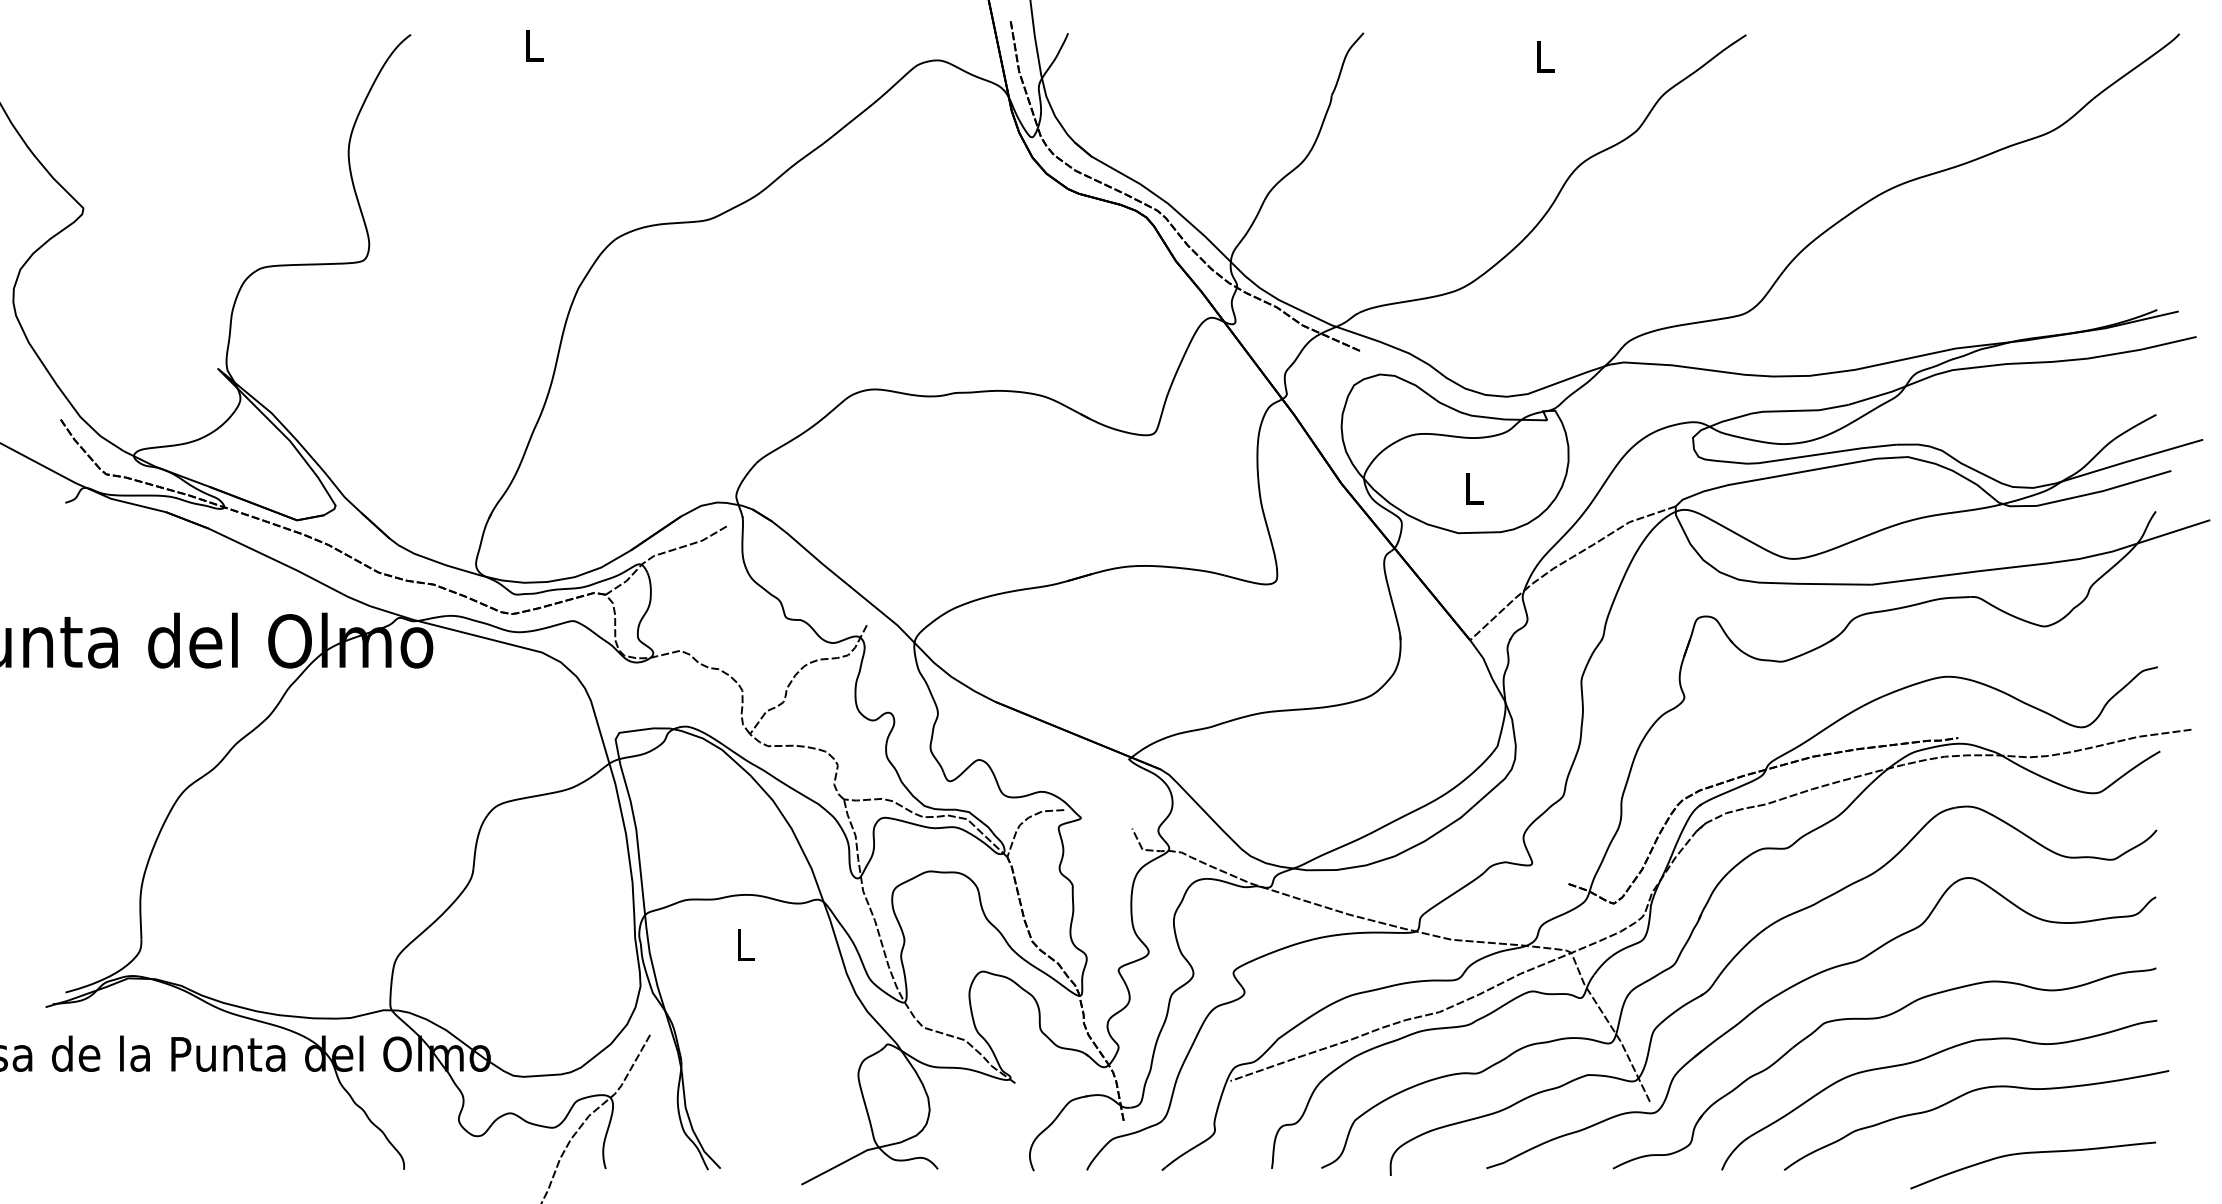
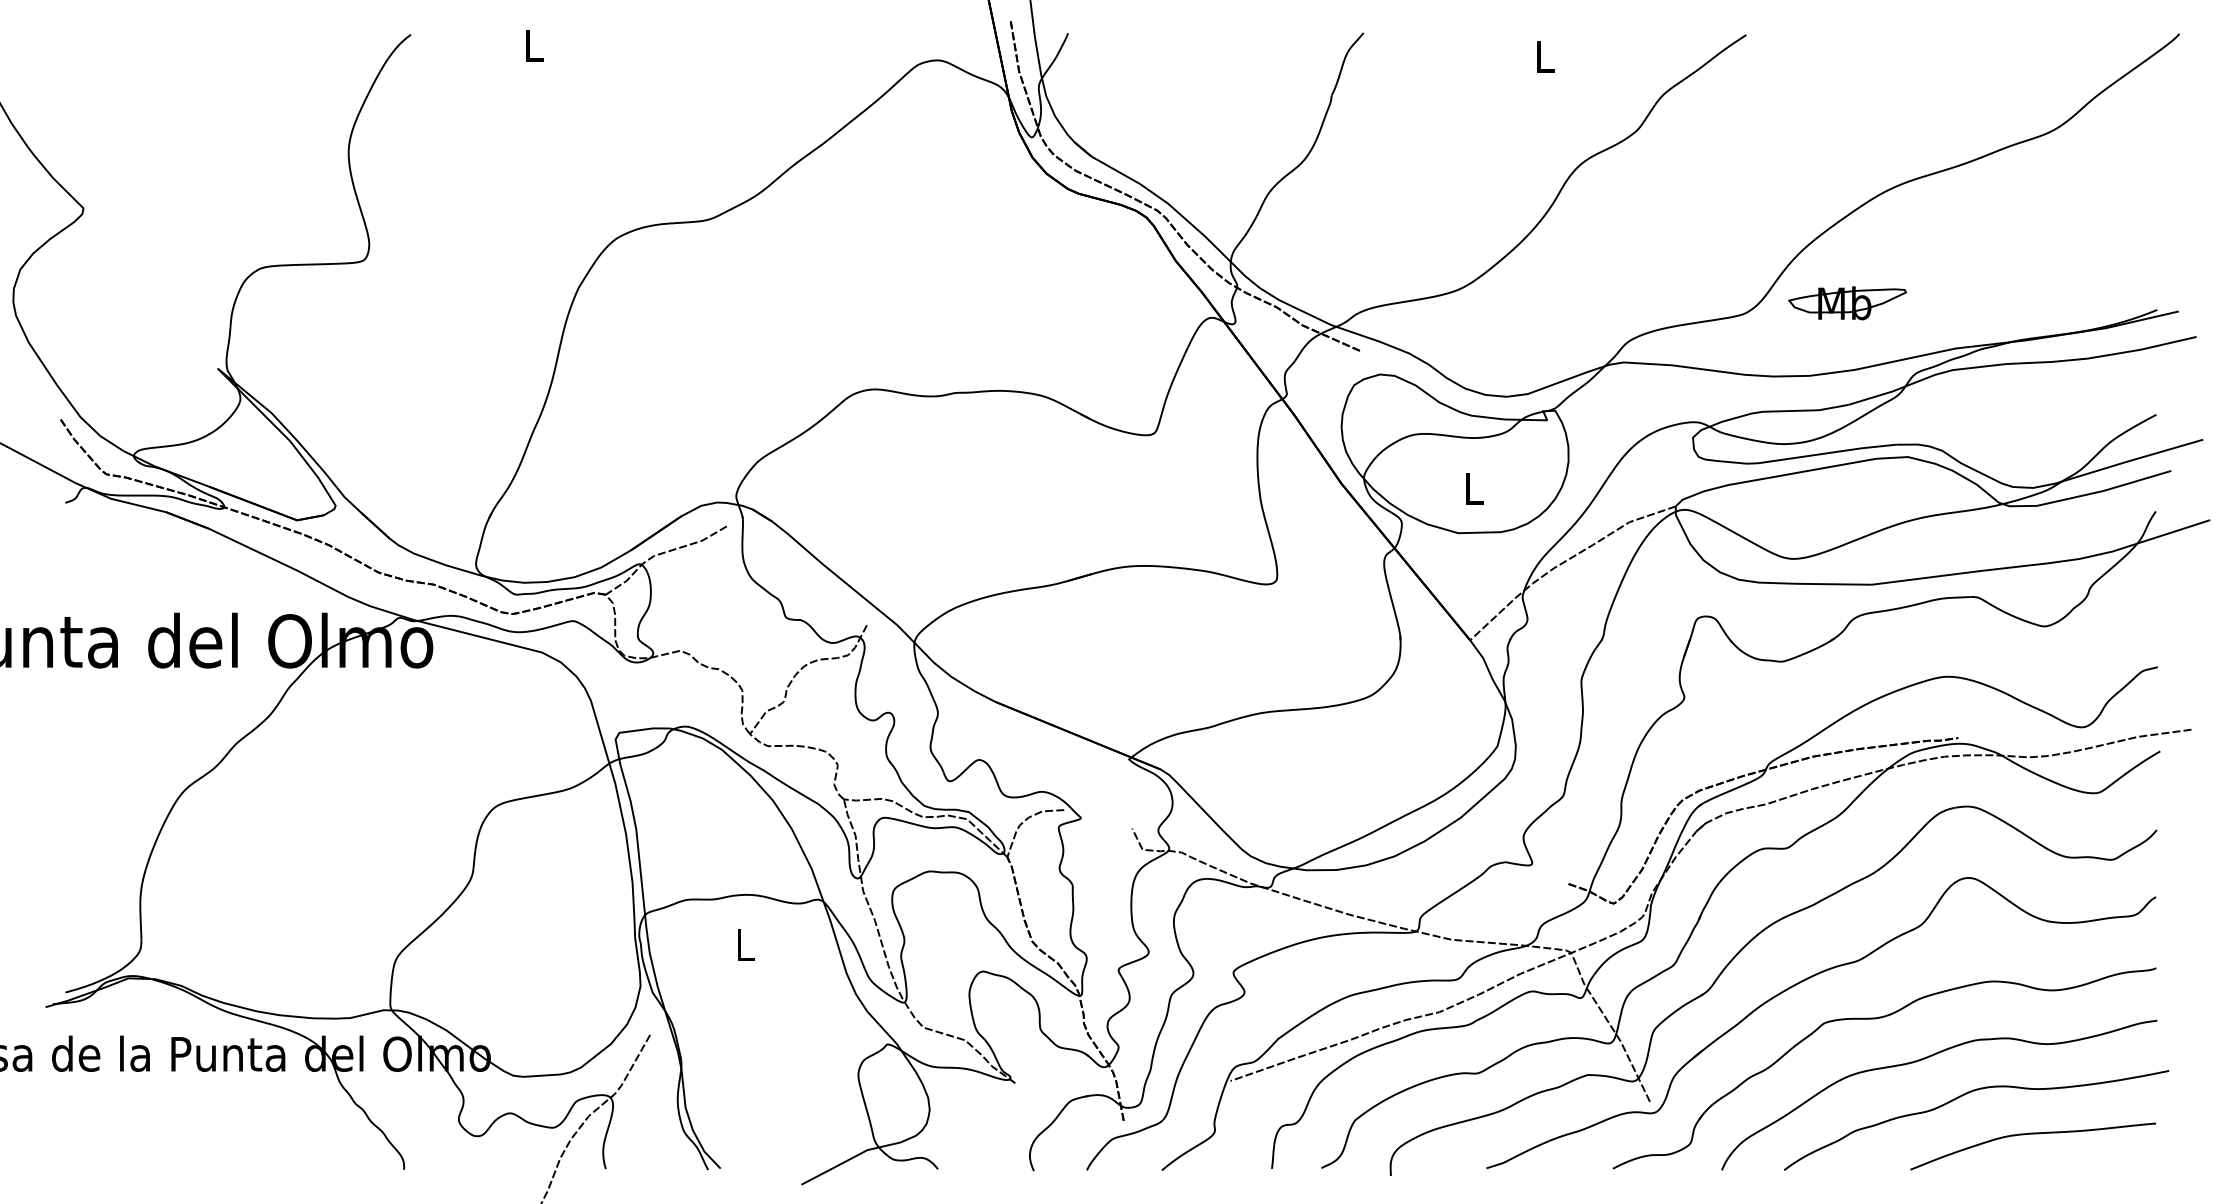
part: none -> present (1846, 303)
curve position: (2033, 1153) -> (2033, 1134) (2033, 1134)
